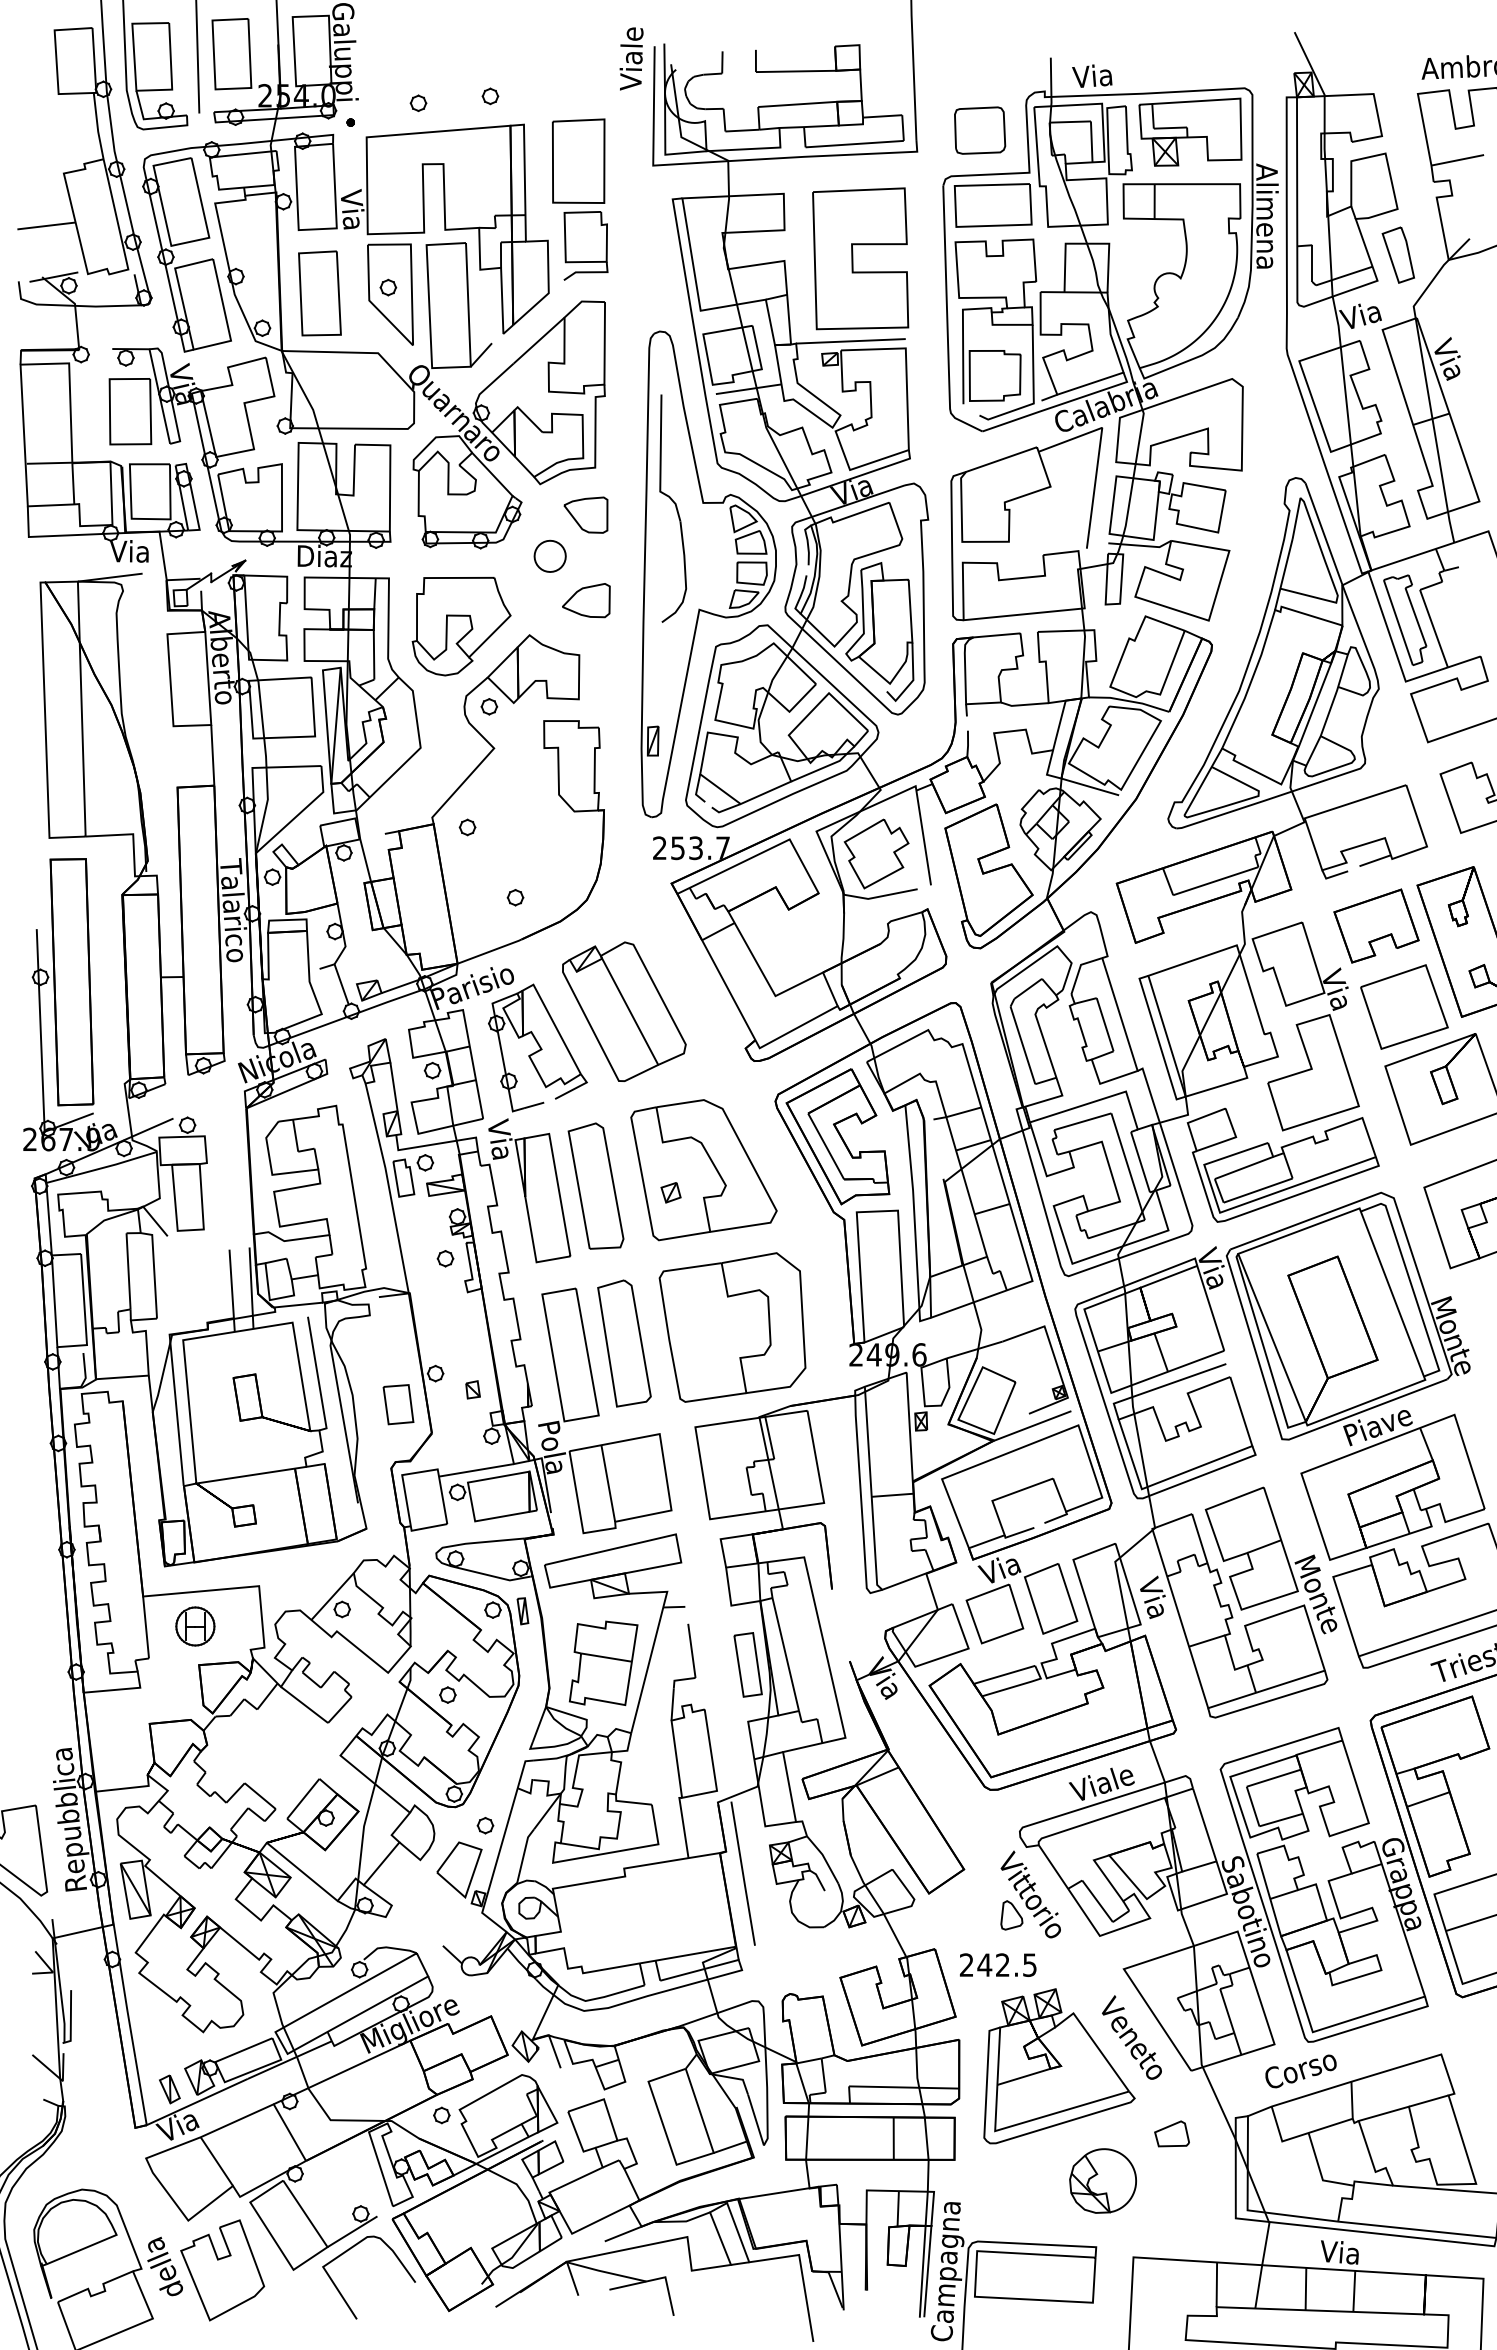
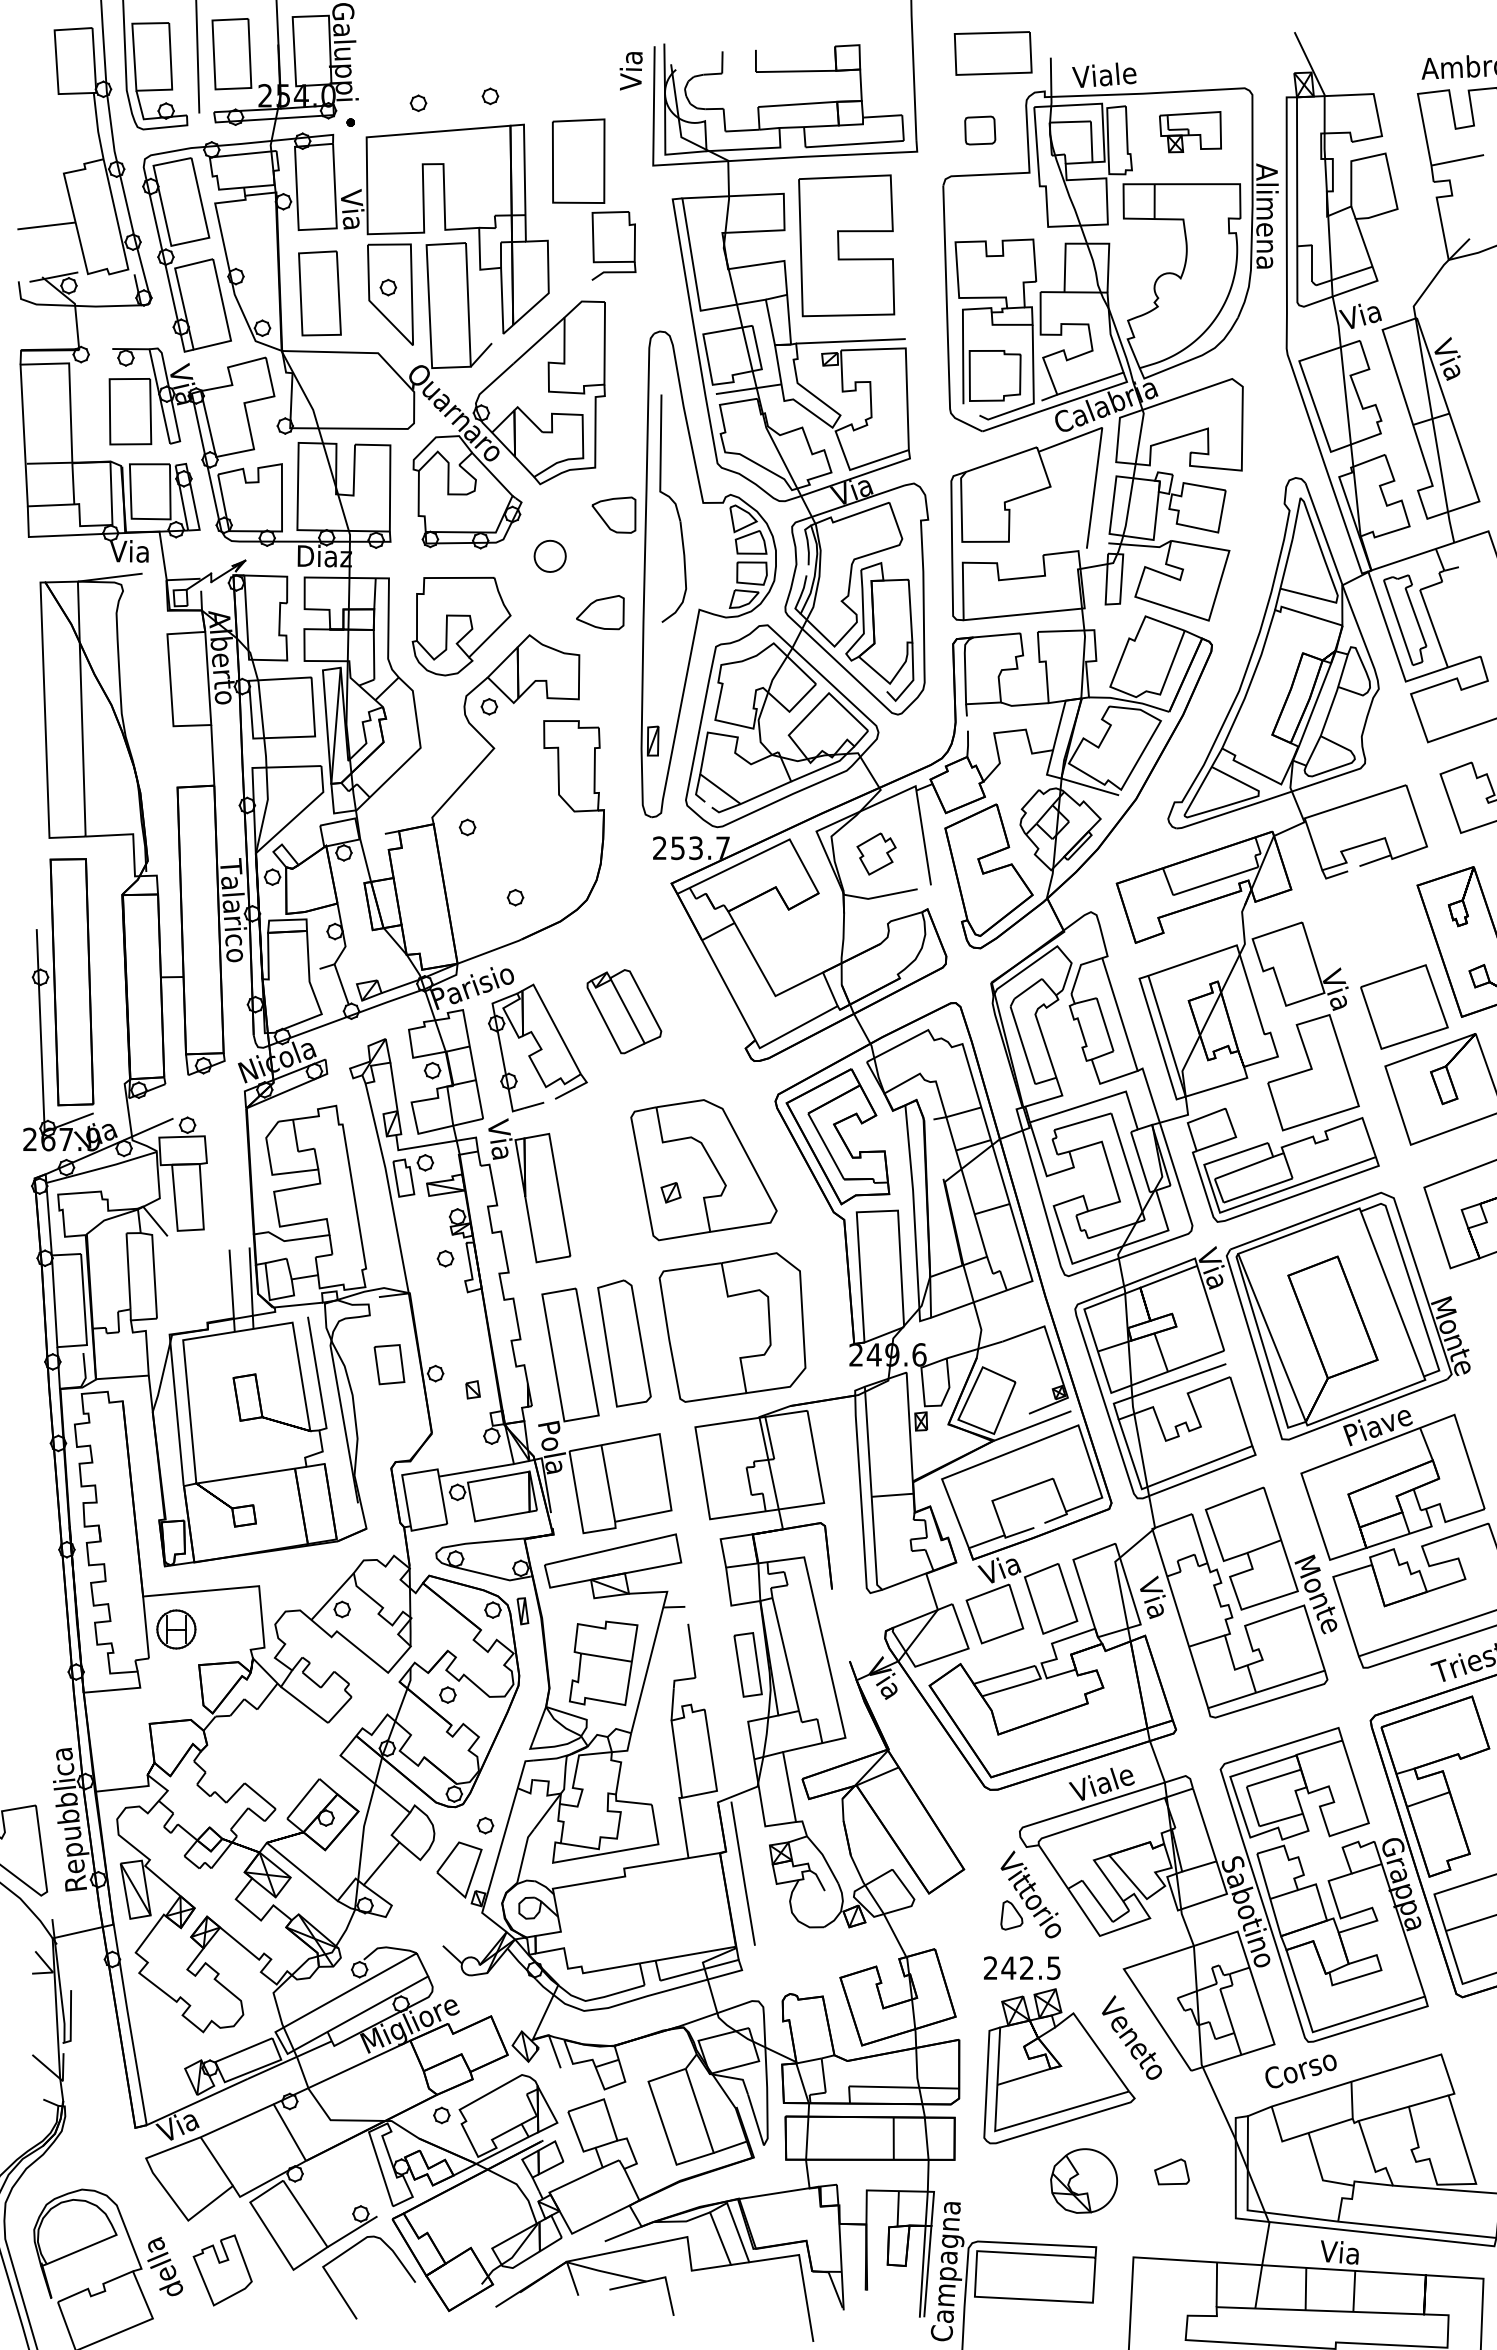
text: Viale -> Via (631, 37)
text: Via -> Viale (1125, 73)
part size: 53x49 px -> 33x31 px (980, 130)
part size: 105x70 px -> 63x43 px (1190, 132)
part position: (992, 205) -> (992, 53) (992, 53)
part position: (585, 245) -> (613, 245) (613, 245)
part: present -> none (1397, 254)
part position: (853, 258) -> (839, 245) (839, 245)
part position: (585, 514) -> (613, 514) (613, 514)
part position: (586, 600) -> (600, 612) (600, 612)
part size: 67x72 px -> 41x44 px (876, 853)
part: present -> none (1376, 925)
part size: 125x141 px -> 77x86 px (624, 1011)
part: present -> none (595, 1185)
part position: (398, 1404) -> (389, 1364) (389, 1364)
part position: (195, 1626) -> (176, 1629) (176, 1629)
text position: (998, 1964) -> (1022, 1967) (1022, 1967)
part: present -> none (169, 2089)
part position: (1171, 2133) -> (1171, 2171) (1171, 2171)
part position: (1102, 2180) -> (1083, 2180) (1083, 2180)
part size: 86x103 px -> 61x73 px (222, 2270)
